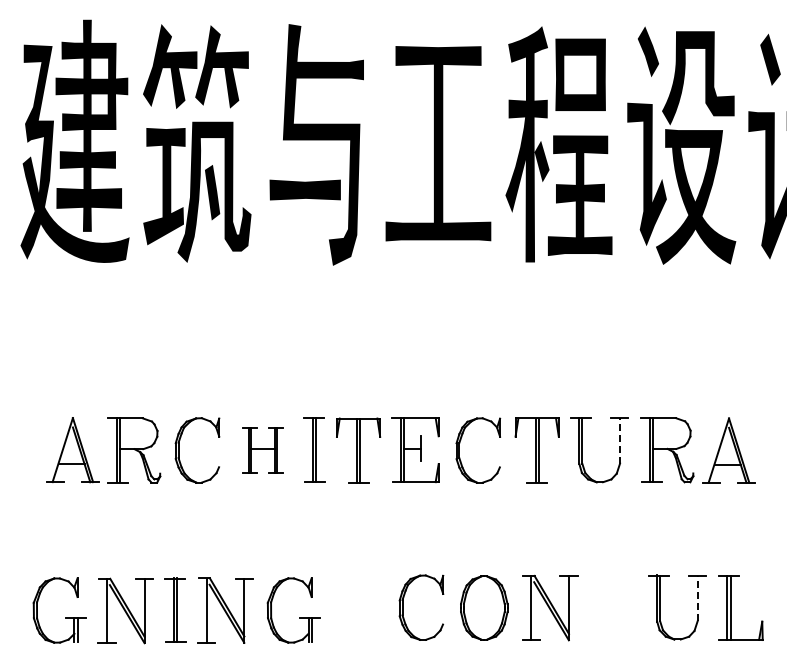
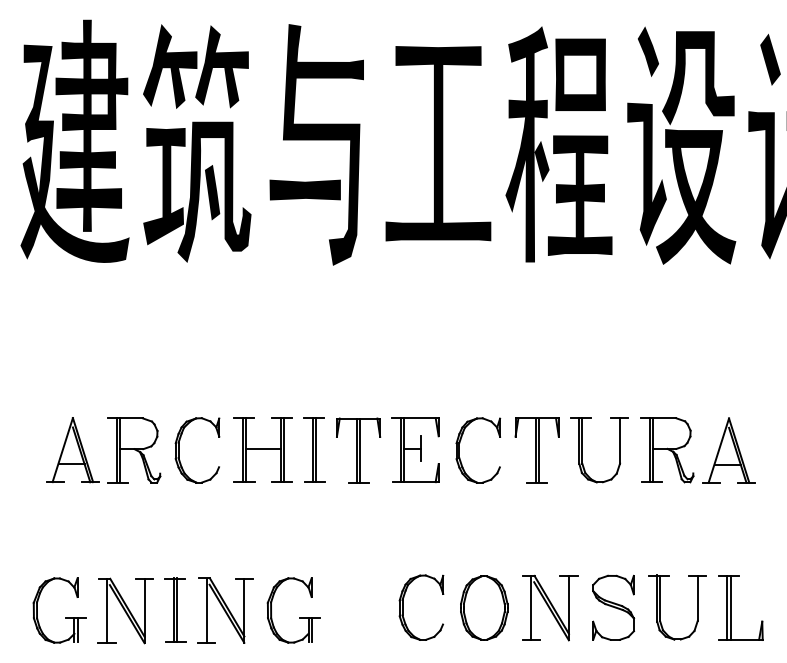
line: dashed -> solid (620, 441)
part size: 42x47 px -> 60x66 px (262, 449)
line: dashed -> solid (697, 598)
part: none -> present (613, 607)
